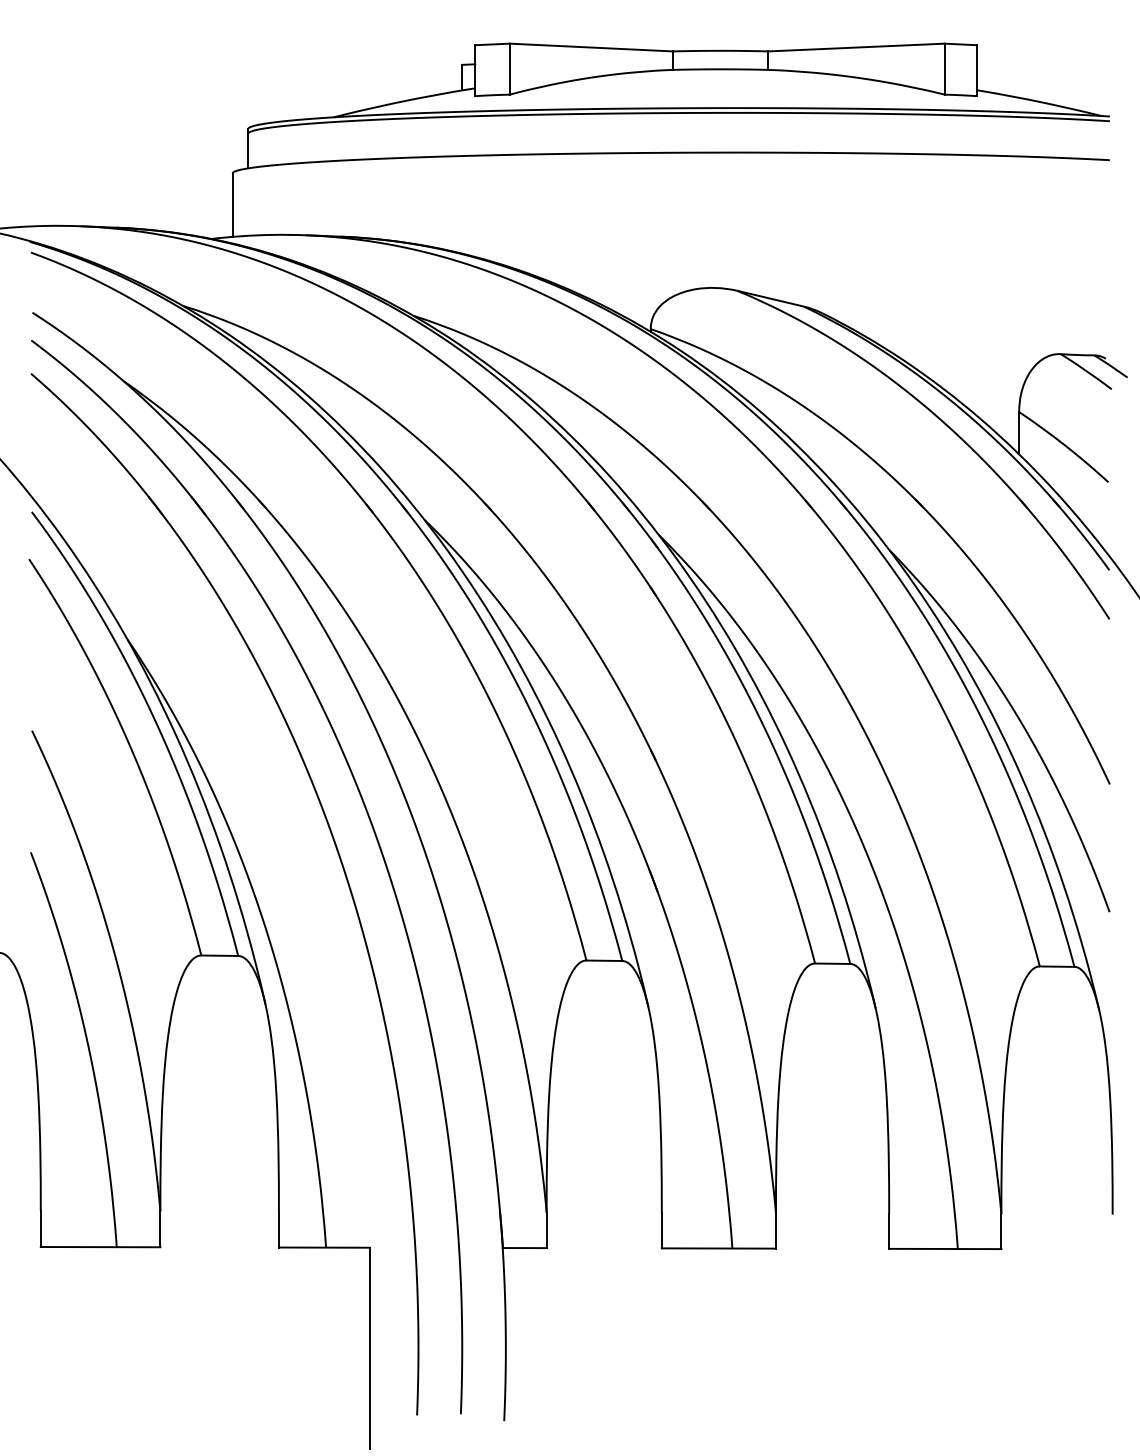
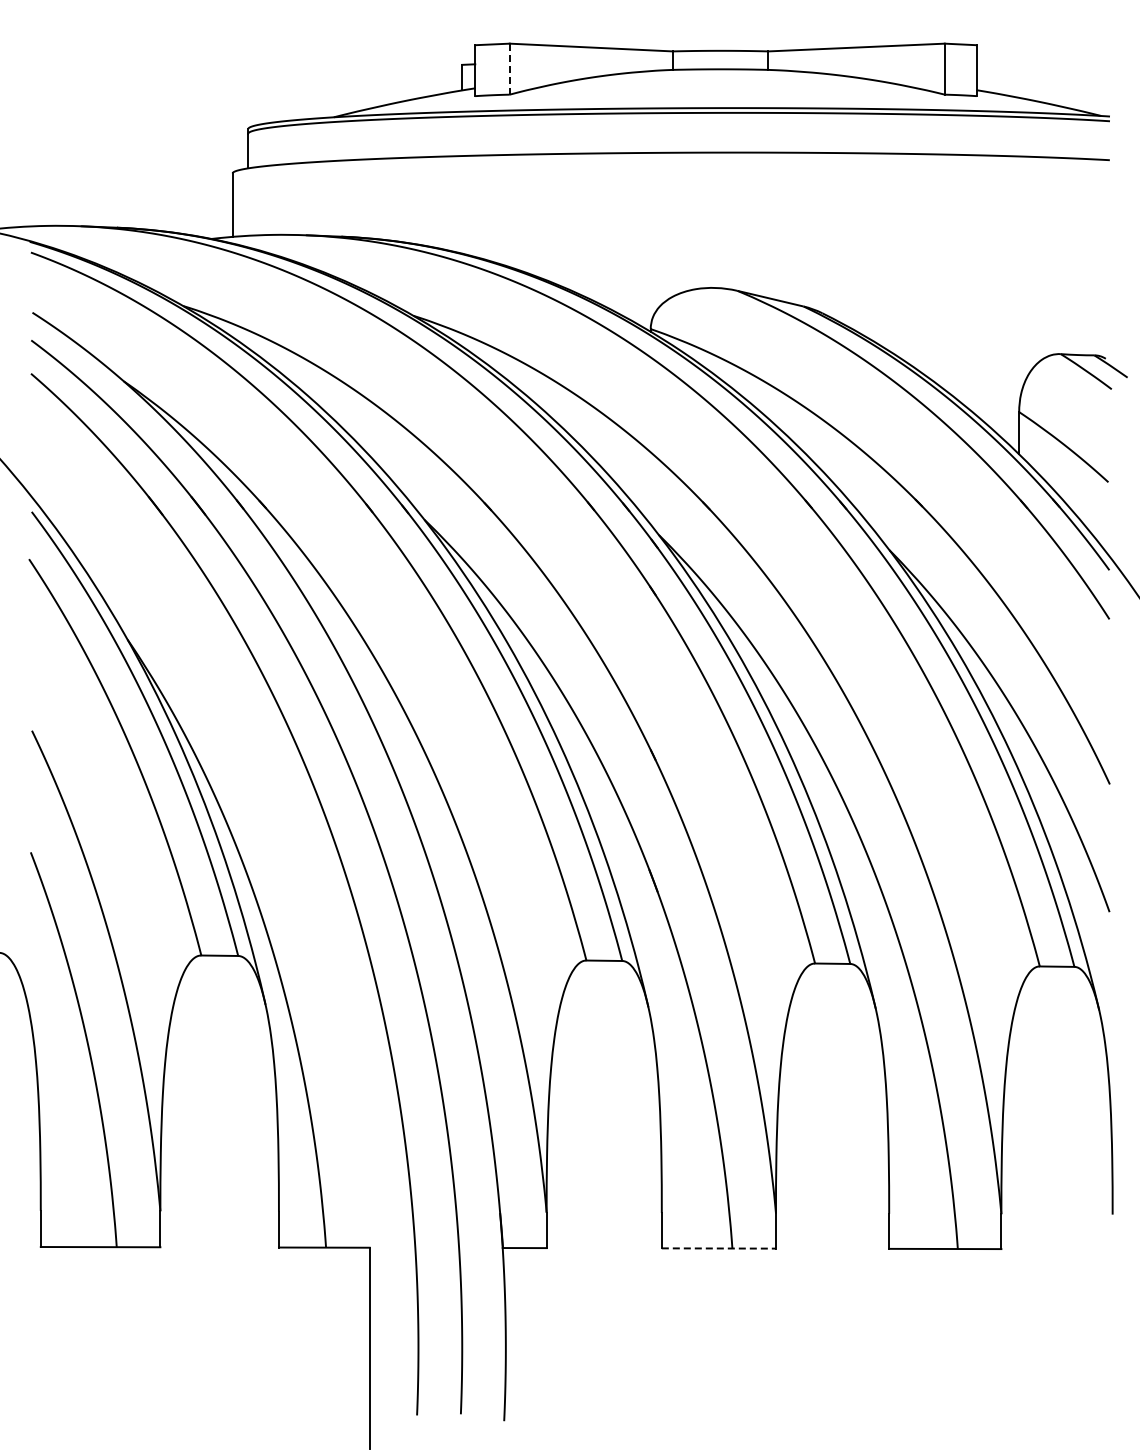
line: solid -> dashed (509, 69)
line: solid -> dashed (719, 1248)
